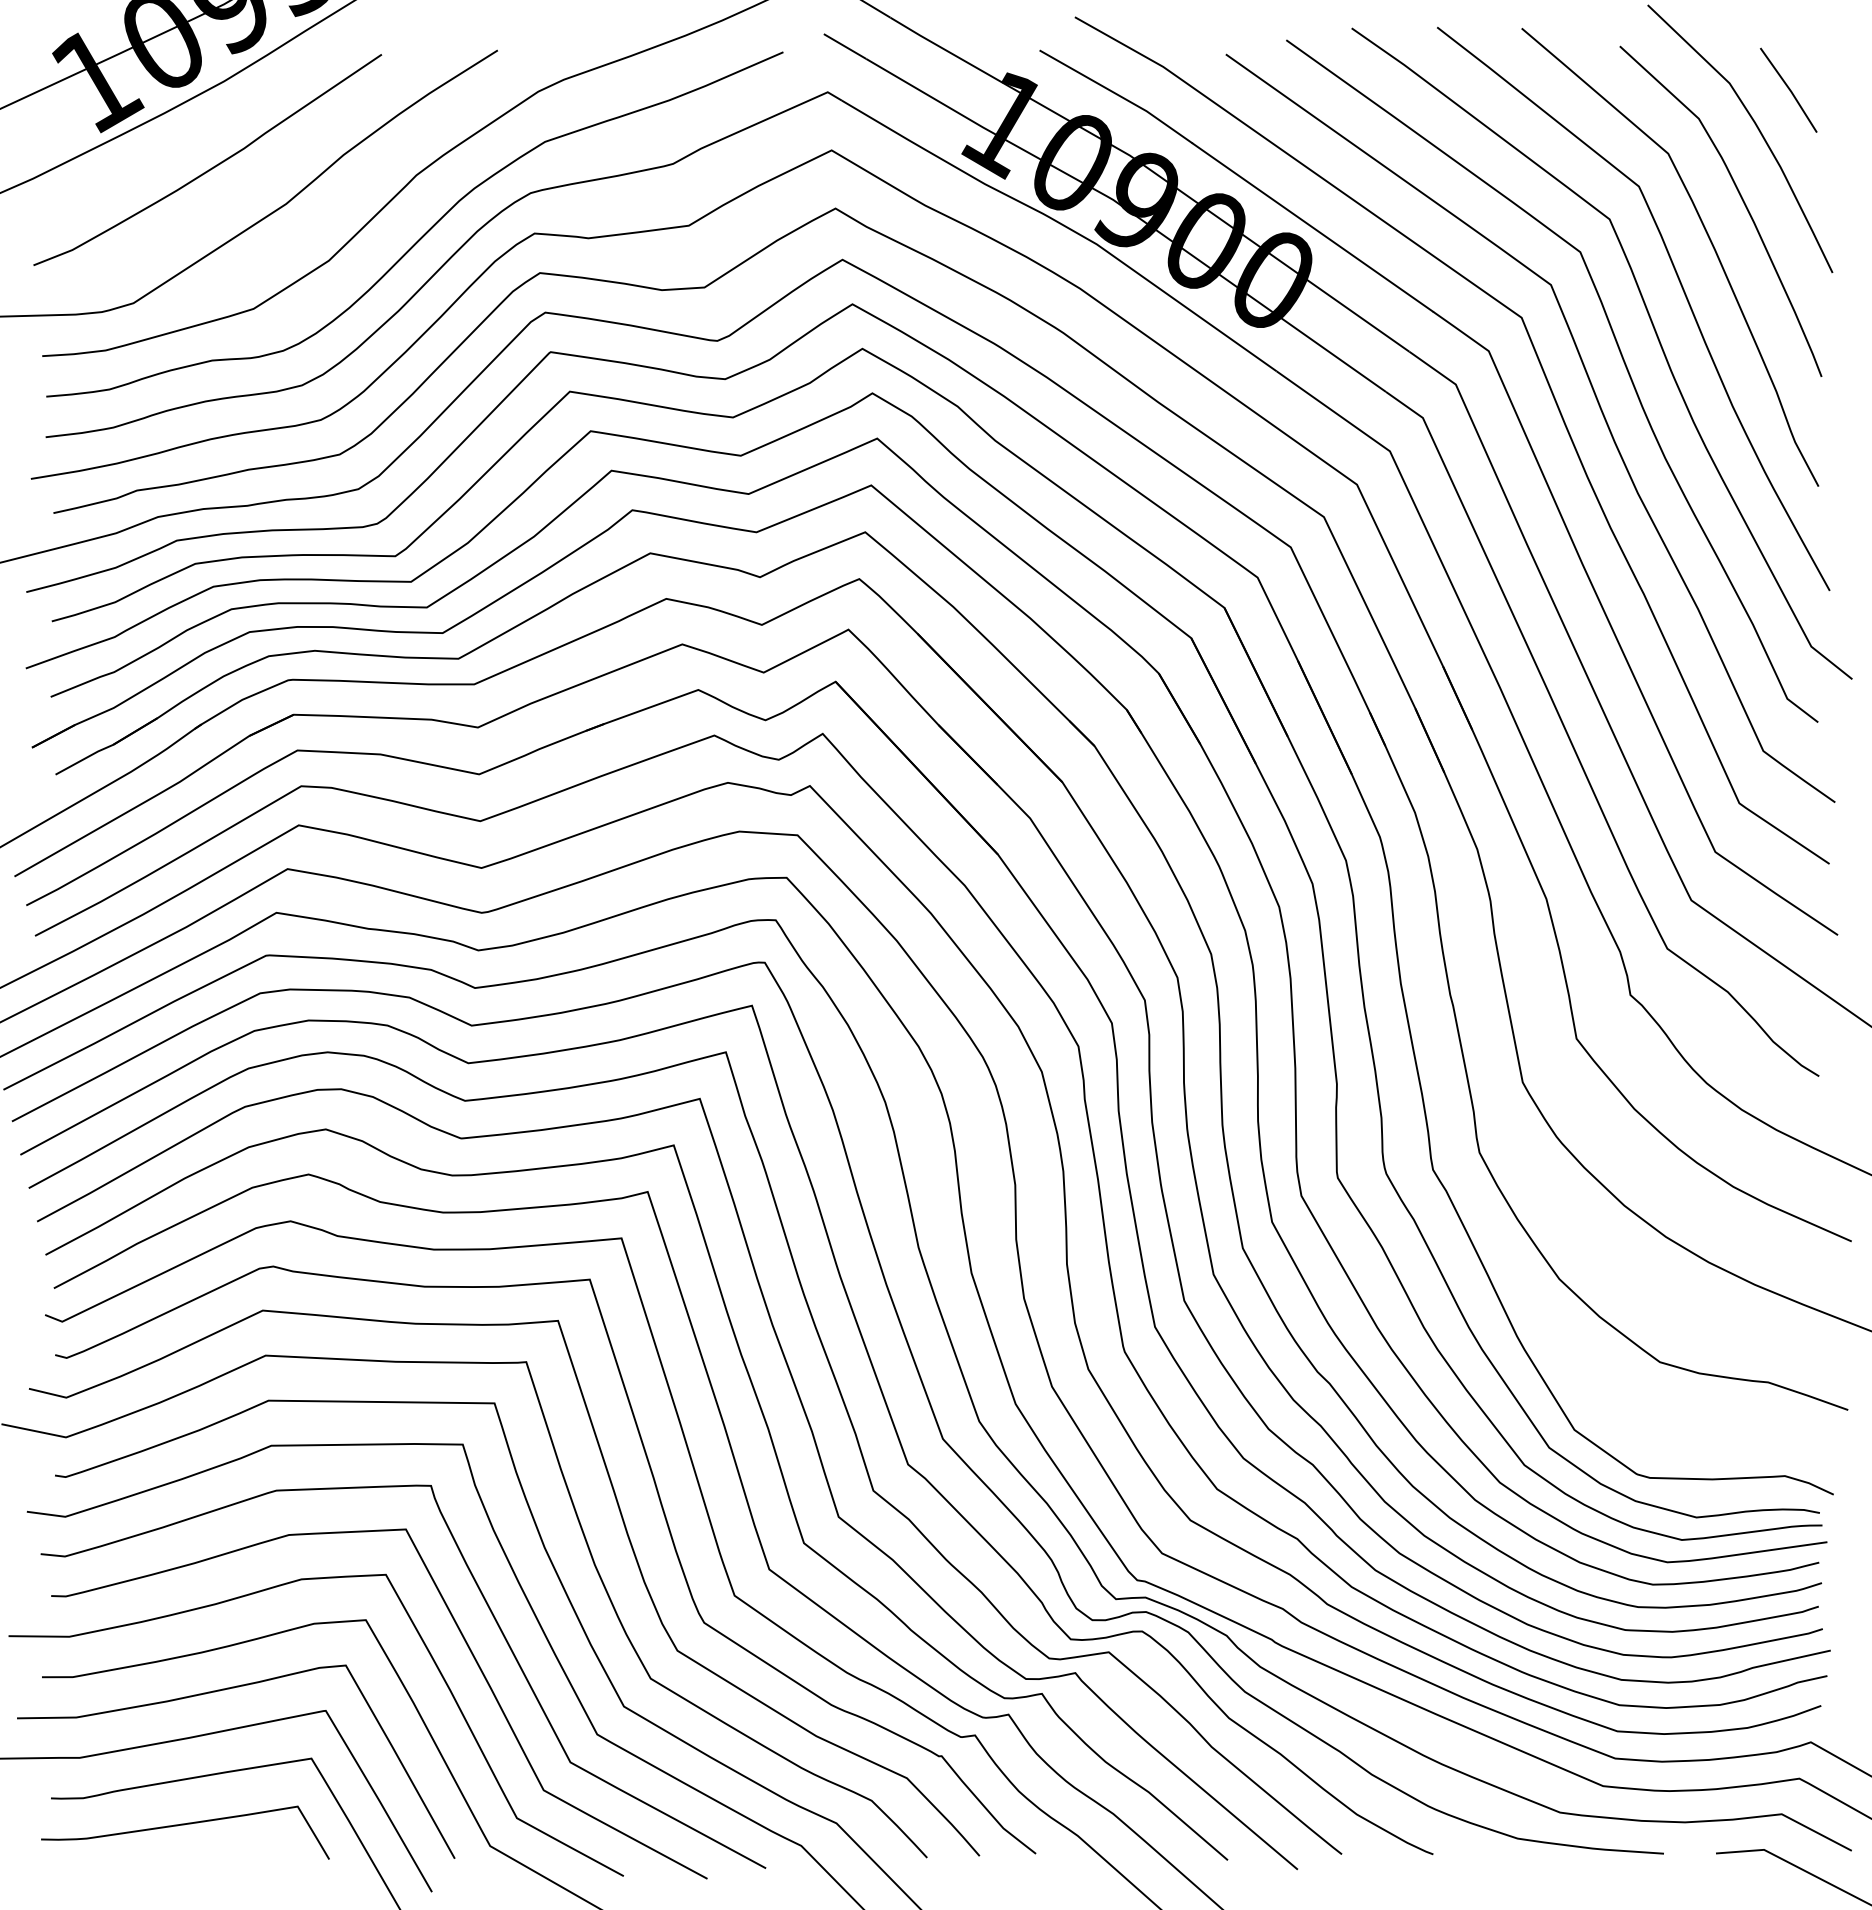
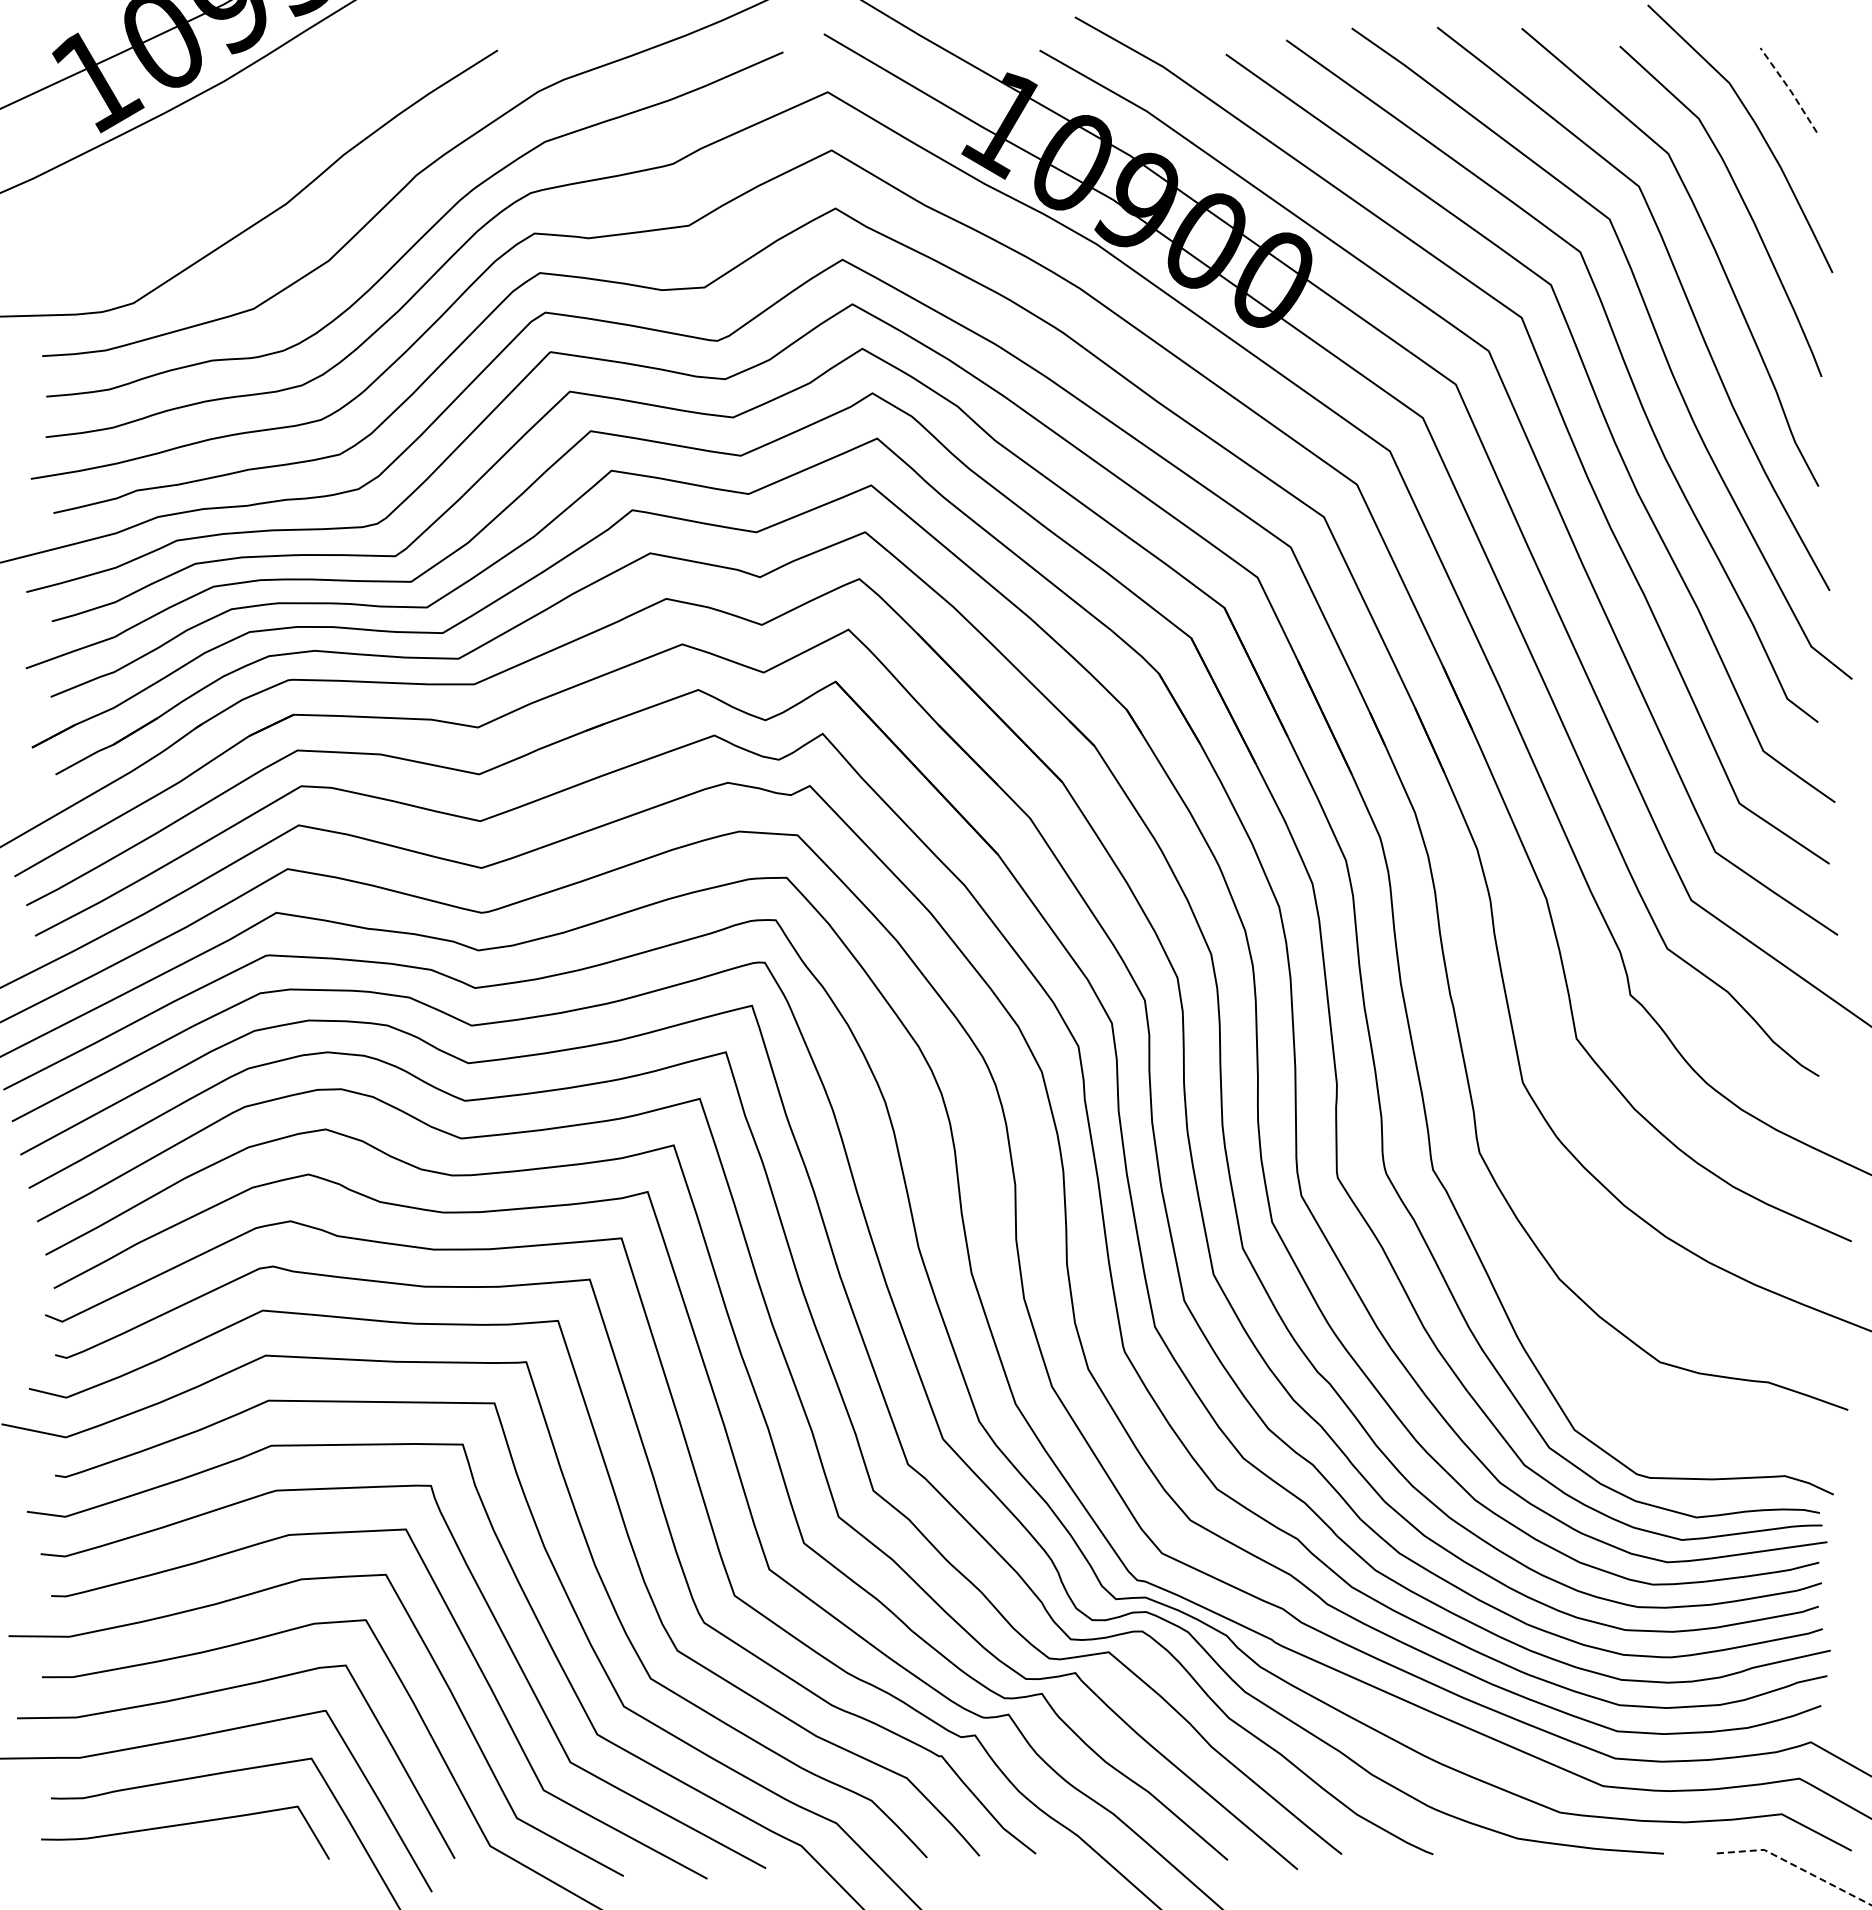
line: solid -> dashed (1790, 90)
curve: present -> none (211, 167)
line: solid -> dashed (1795, 1865)
